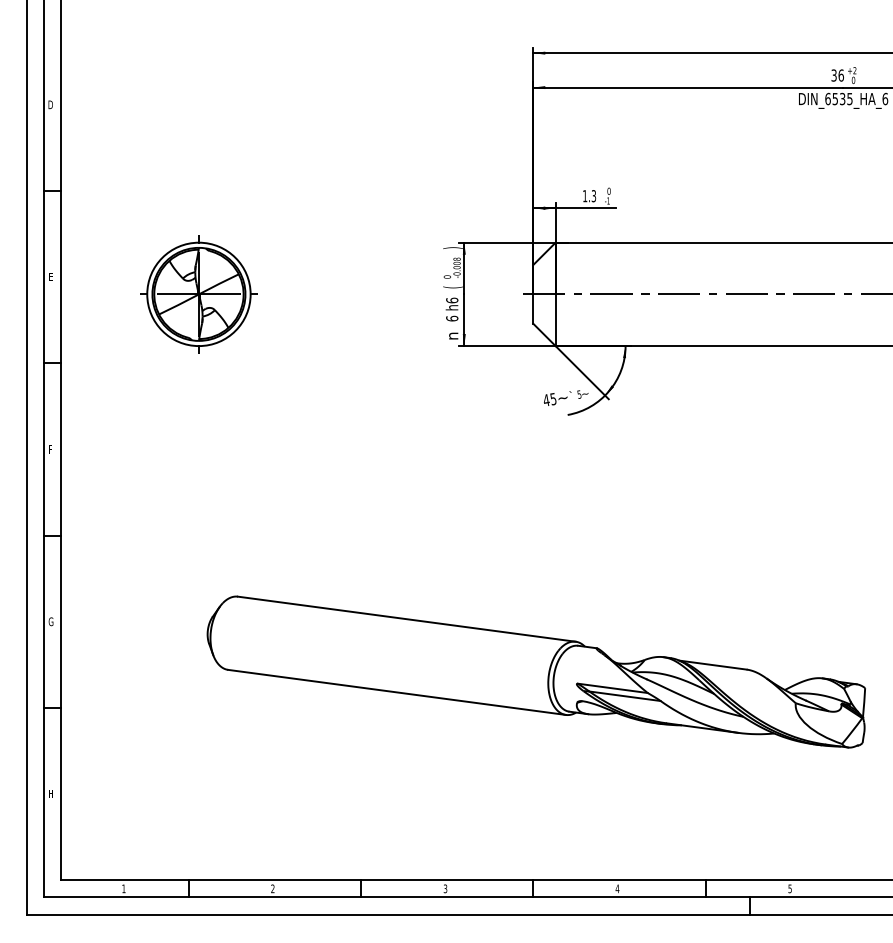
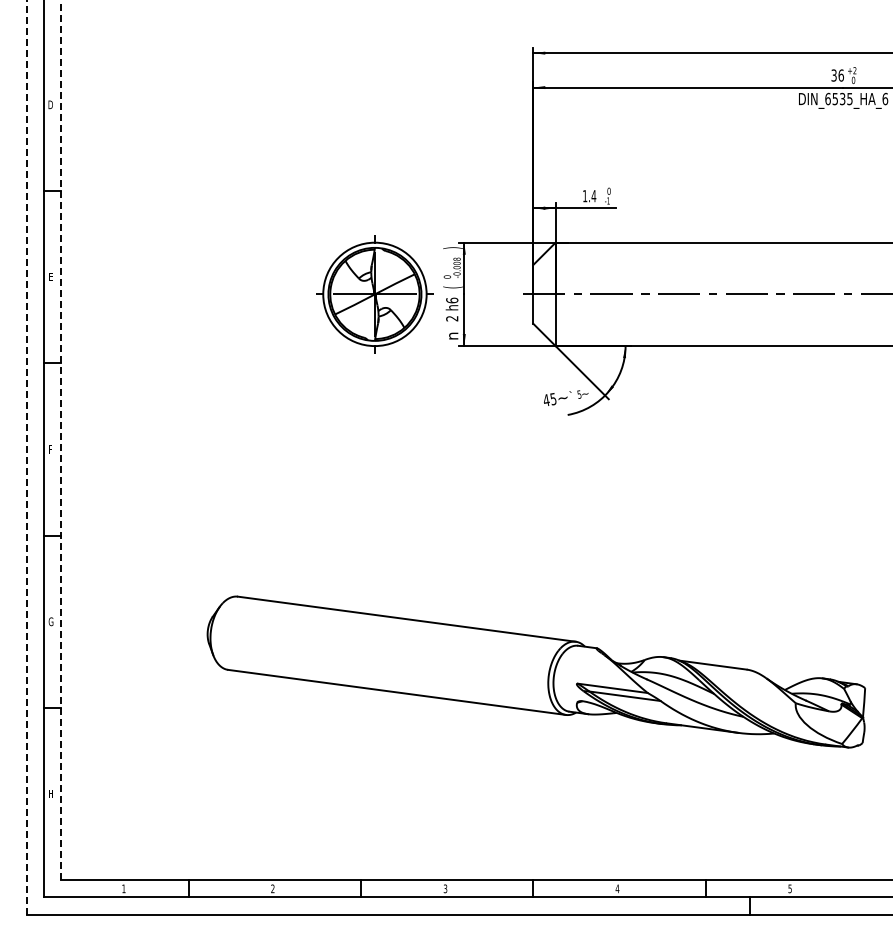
text: 1.3 -> 1.4 (593, 196)
part position: (198, 294) -> (374, 294) (374, 294)
text: 6 -> 2 (452, 318)
line: solid -> dashed (61, 440)
line: solid -> dashed (26, 456)
